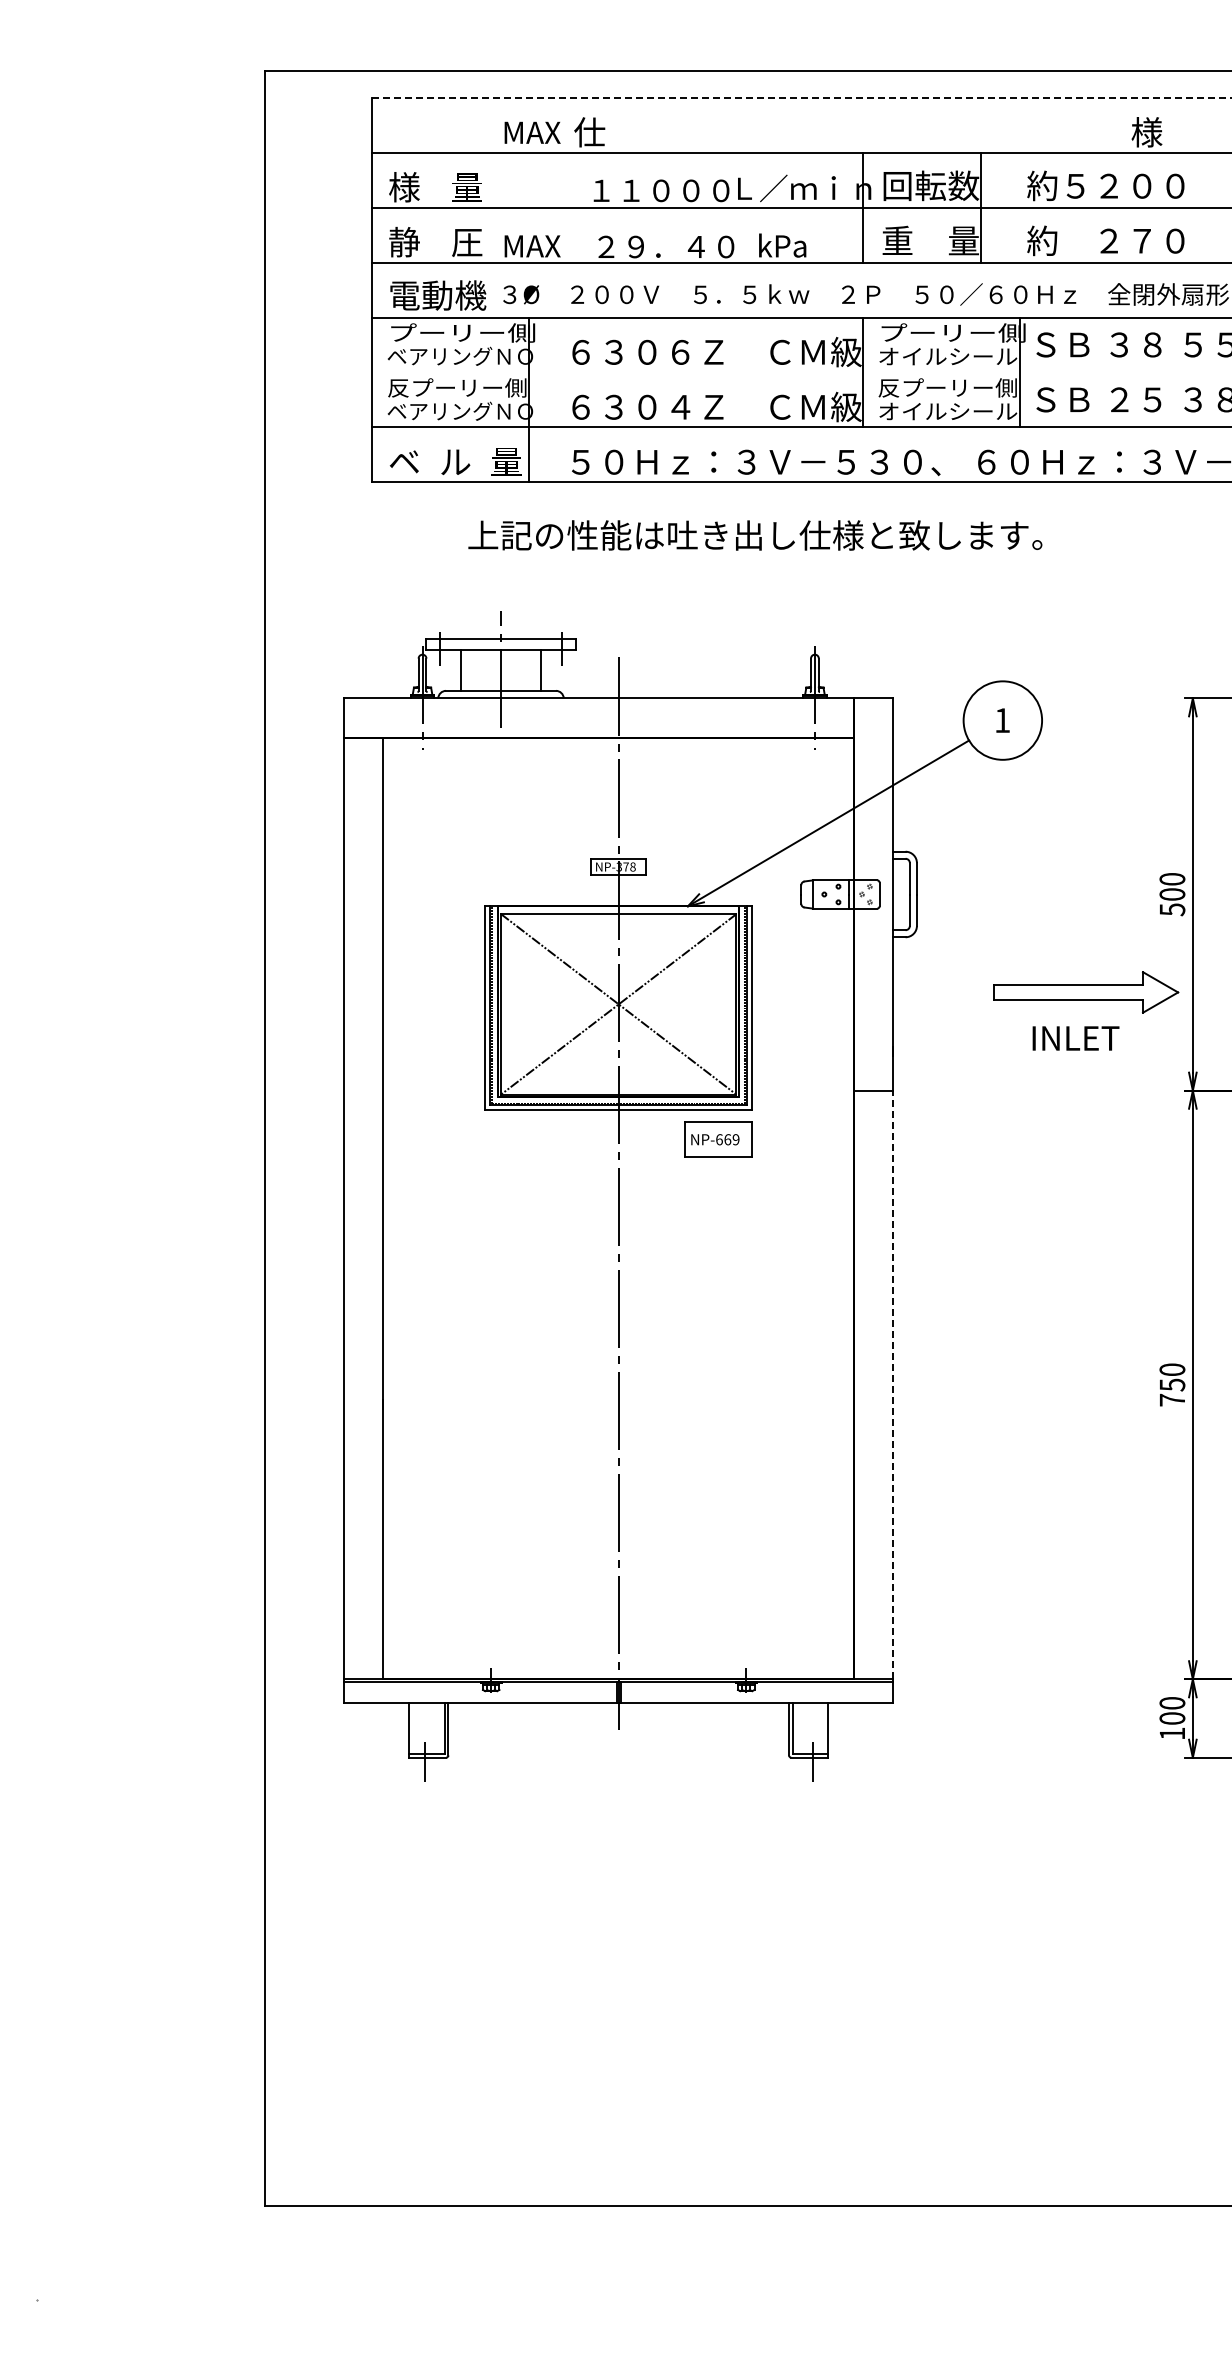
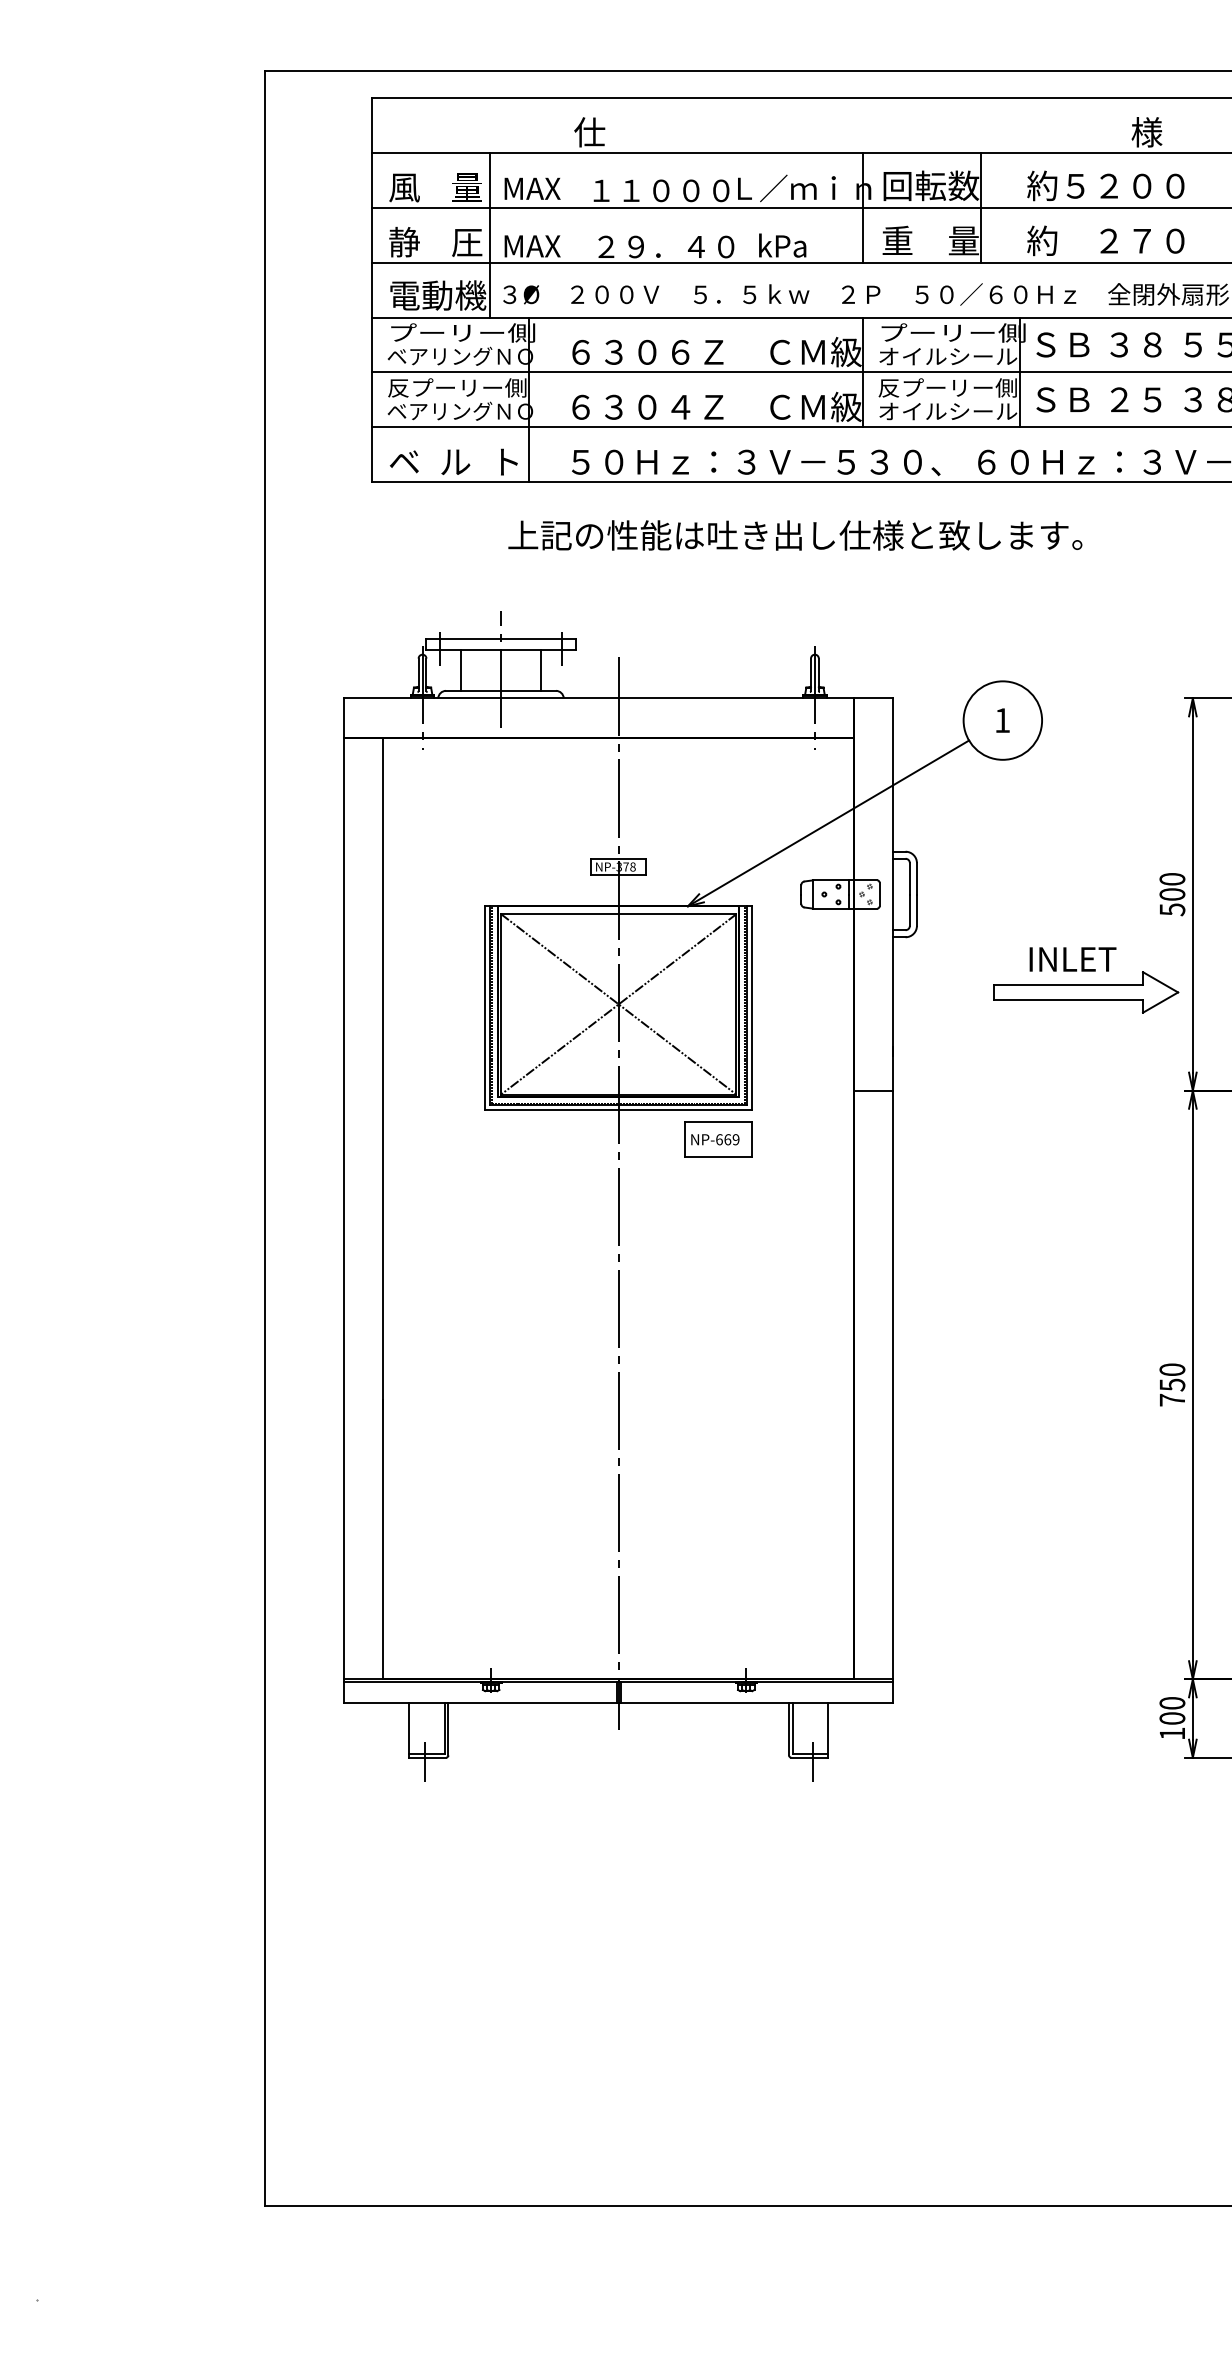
line: dashed -> solid (802, 97)
text position: (532, 132) -> (532, 188) (532, 188)
text: 様 -> 風 (404, 187)
line: none -> present (490, 234)
line: none -> present (800, 372)
text: 量 -> ト (506, 461)
text position: (755, 535) -> (795, 535) (795, 535)
text position: (1075, 1038) -> (1072, 959) (1072, 959)
line: dashed -> solid (893, 1384)
